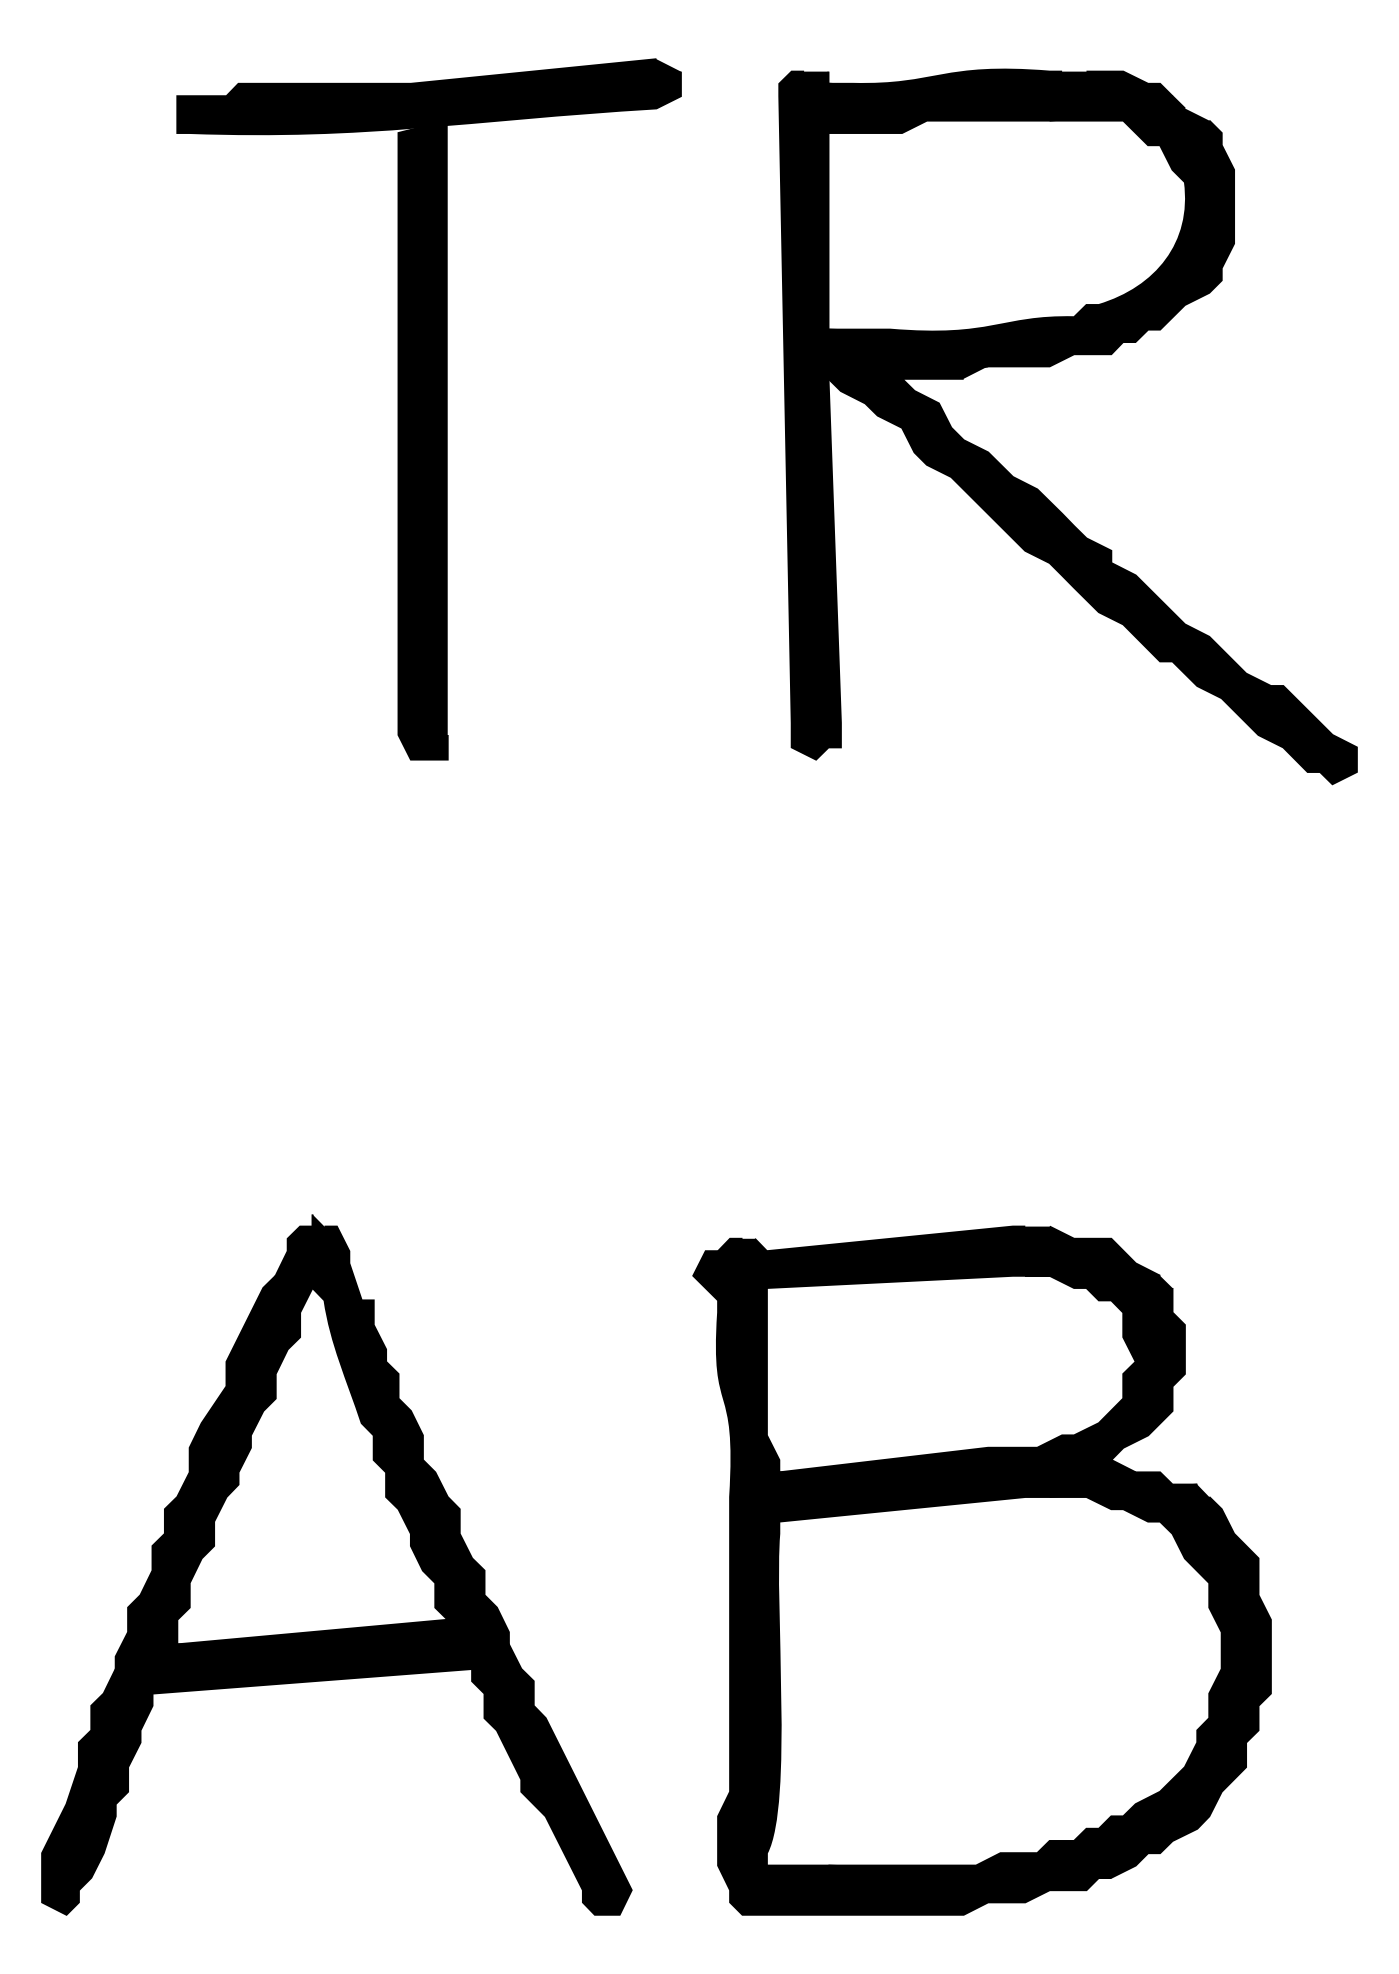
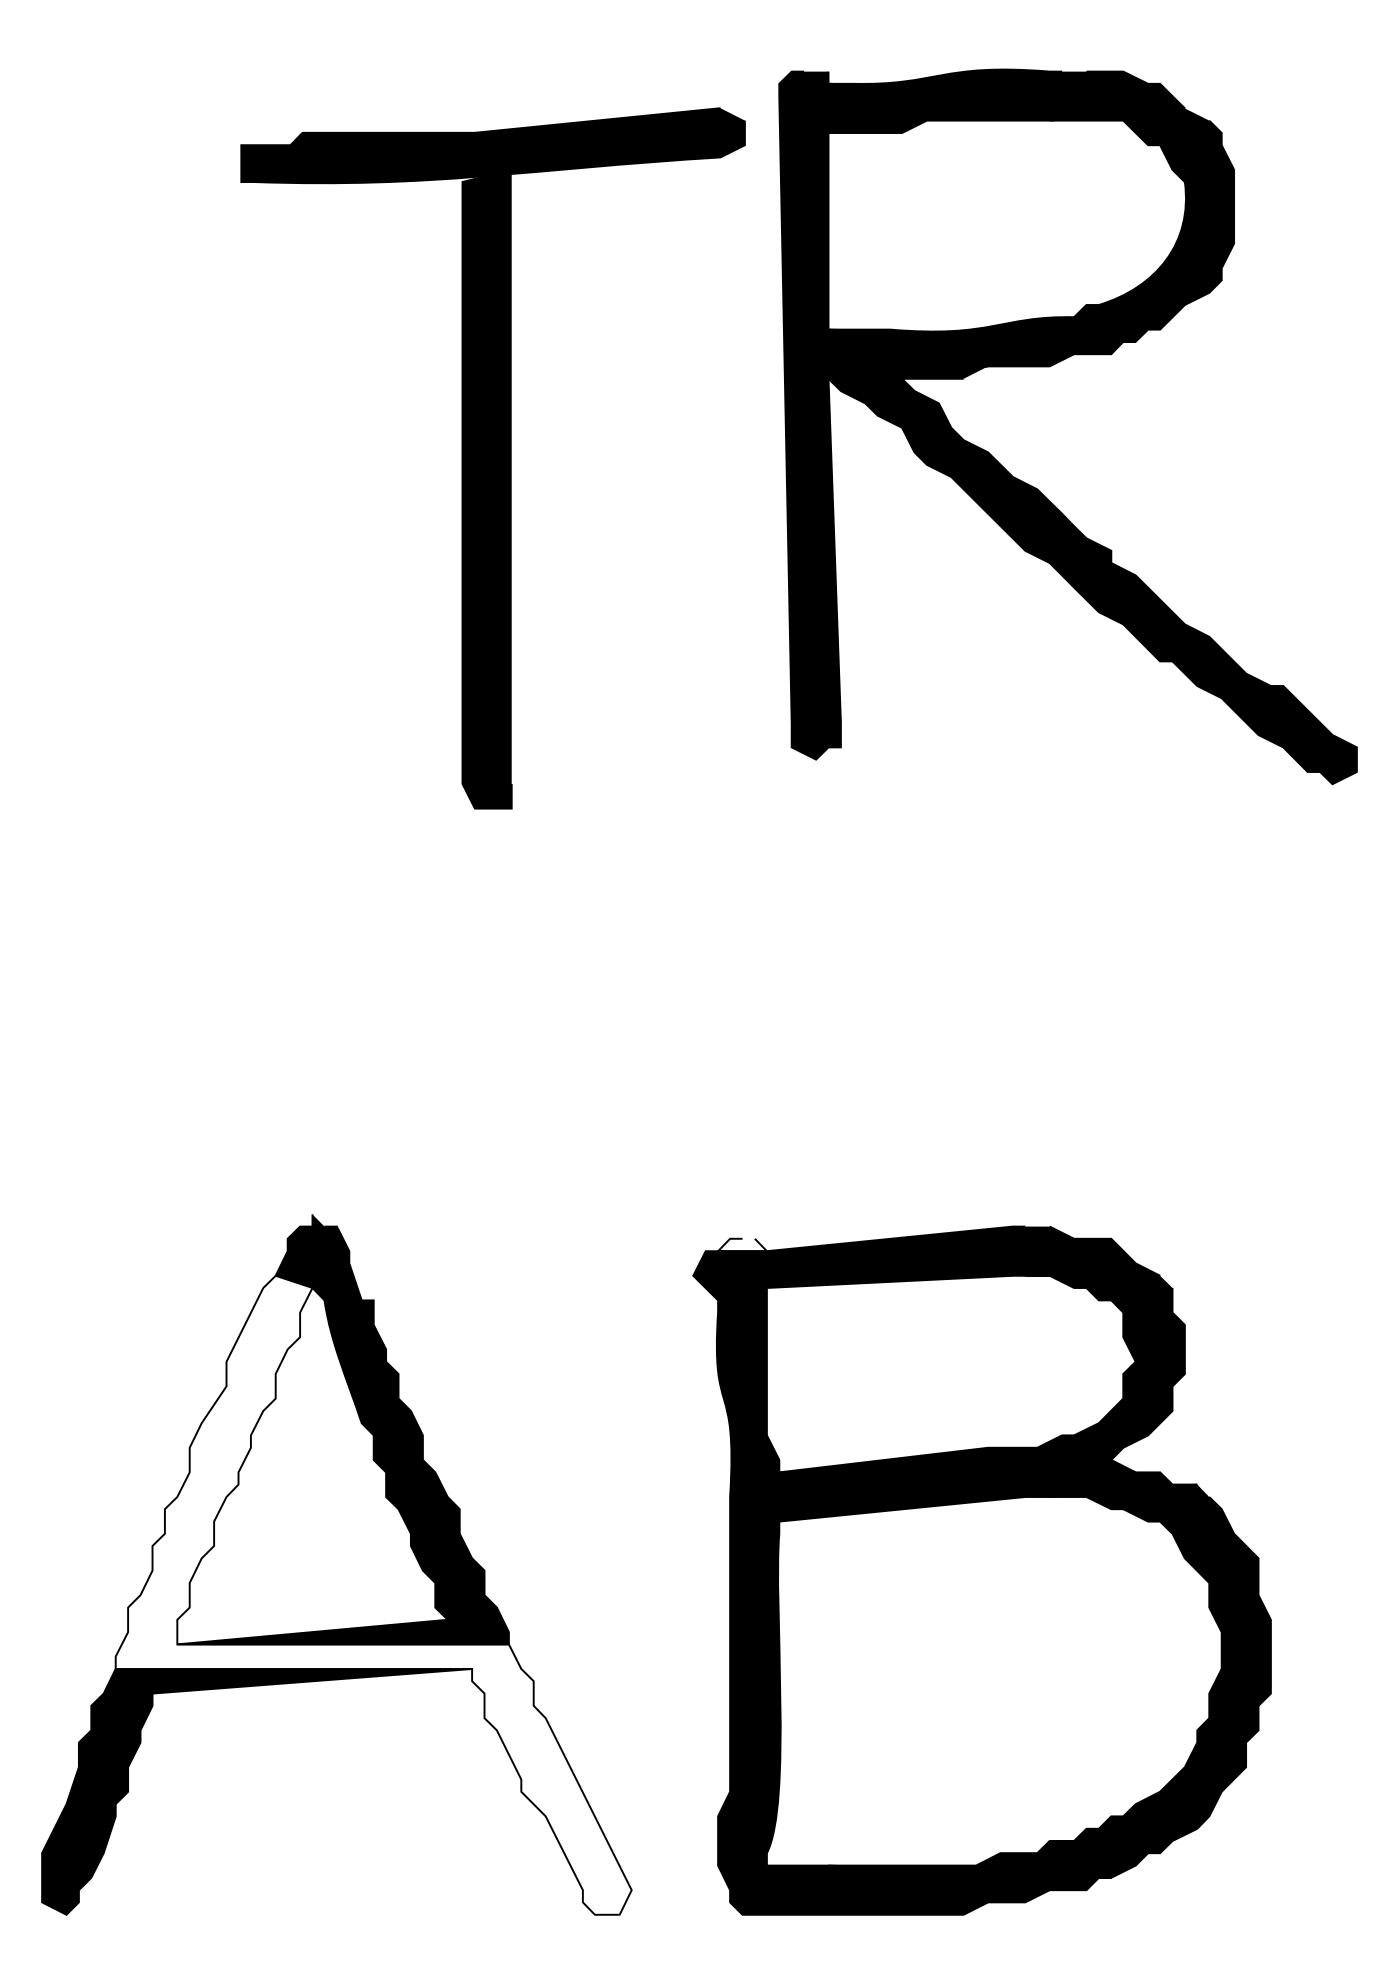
part position: (428, 409) -> (492, 458) (492, 458)
fill: present -> none (742, 1244)
fill: present -> none (373, 1594)
